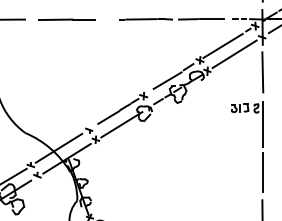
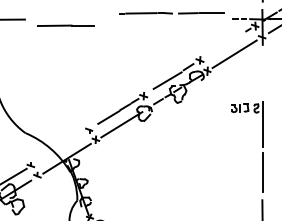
line position: (66, 19) -> (65, 25) (65, 25)
line position: (171, 19) -> (171, 13) (171, 13)
line: present -> none (222, 45)
line: present -> none (262, 72)
line: present -> none (58, 147)
